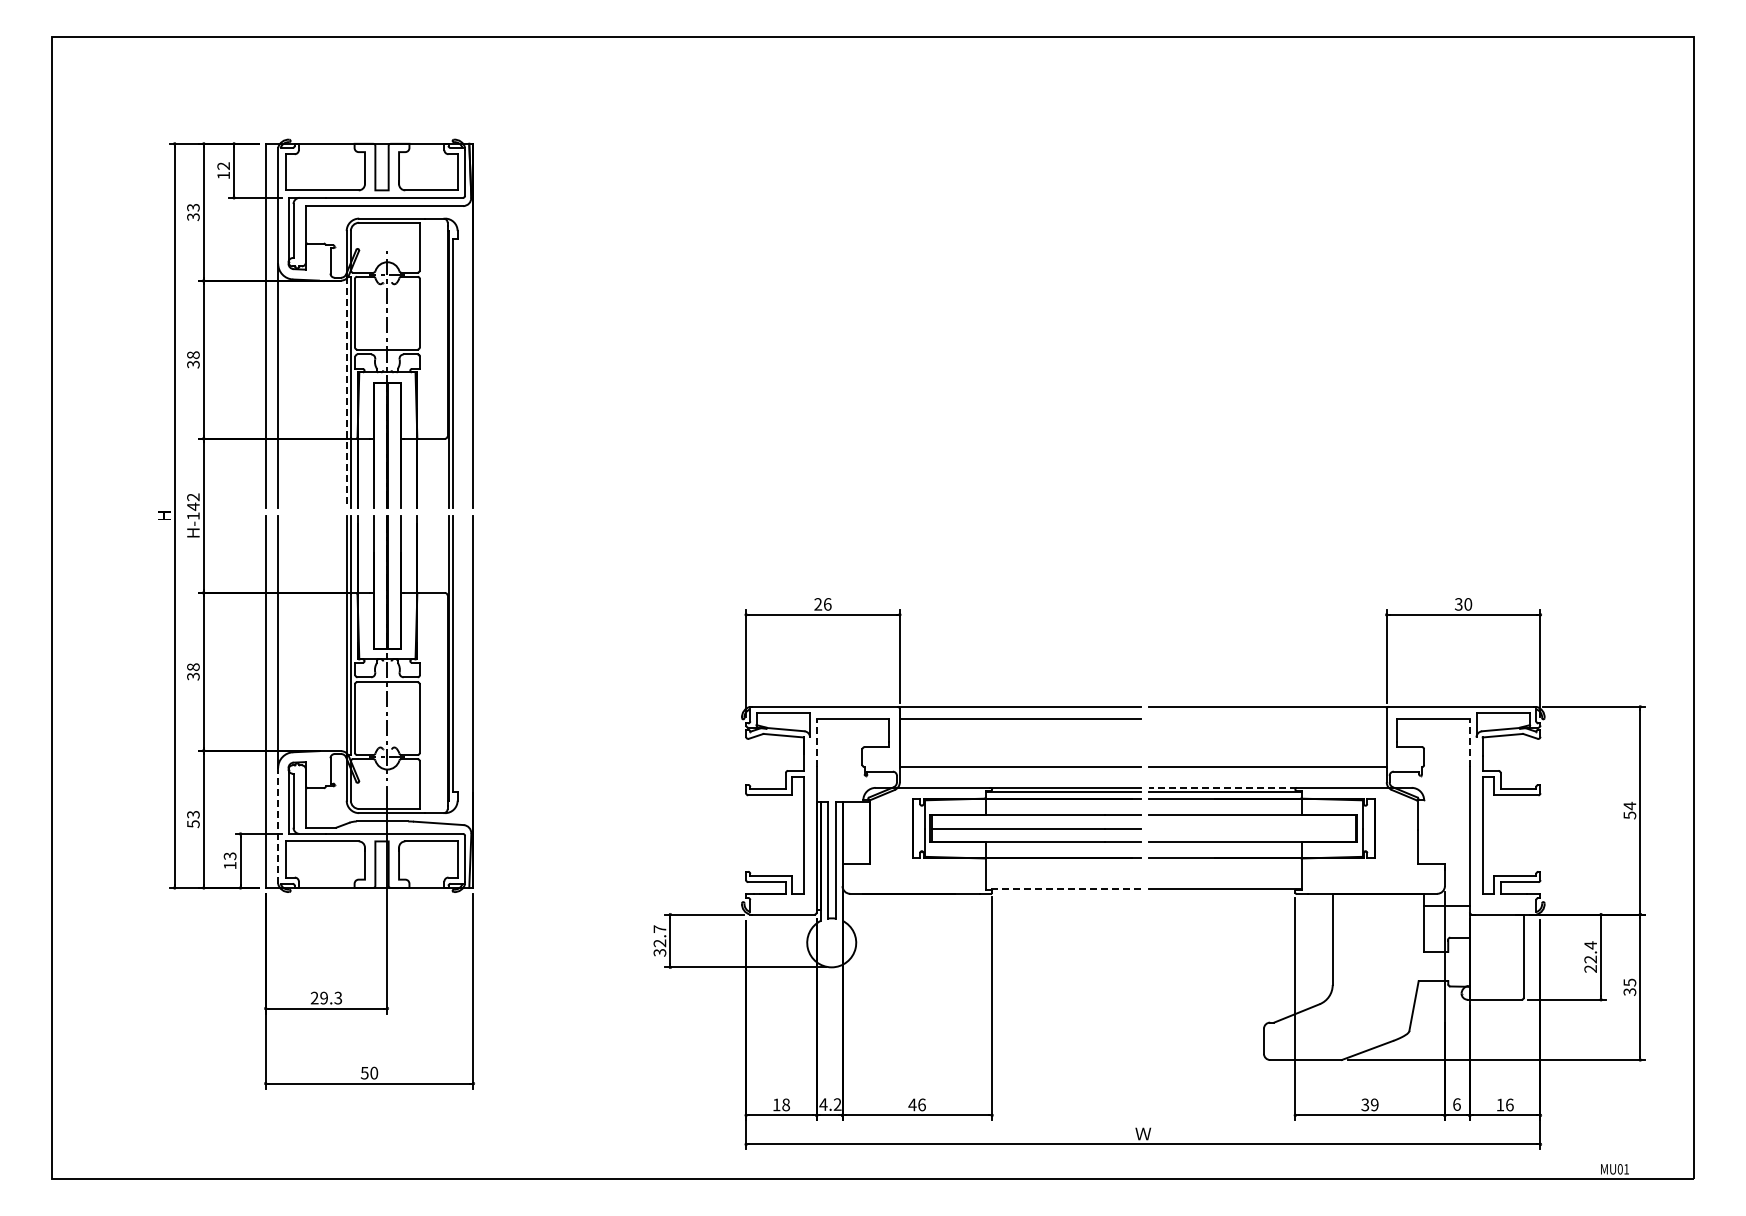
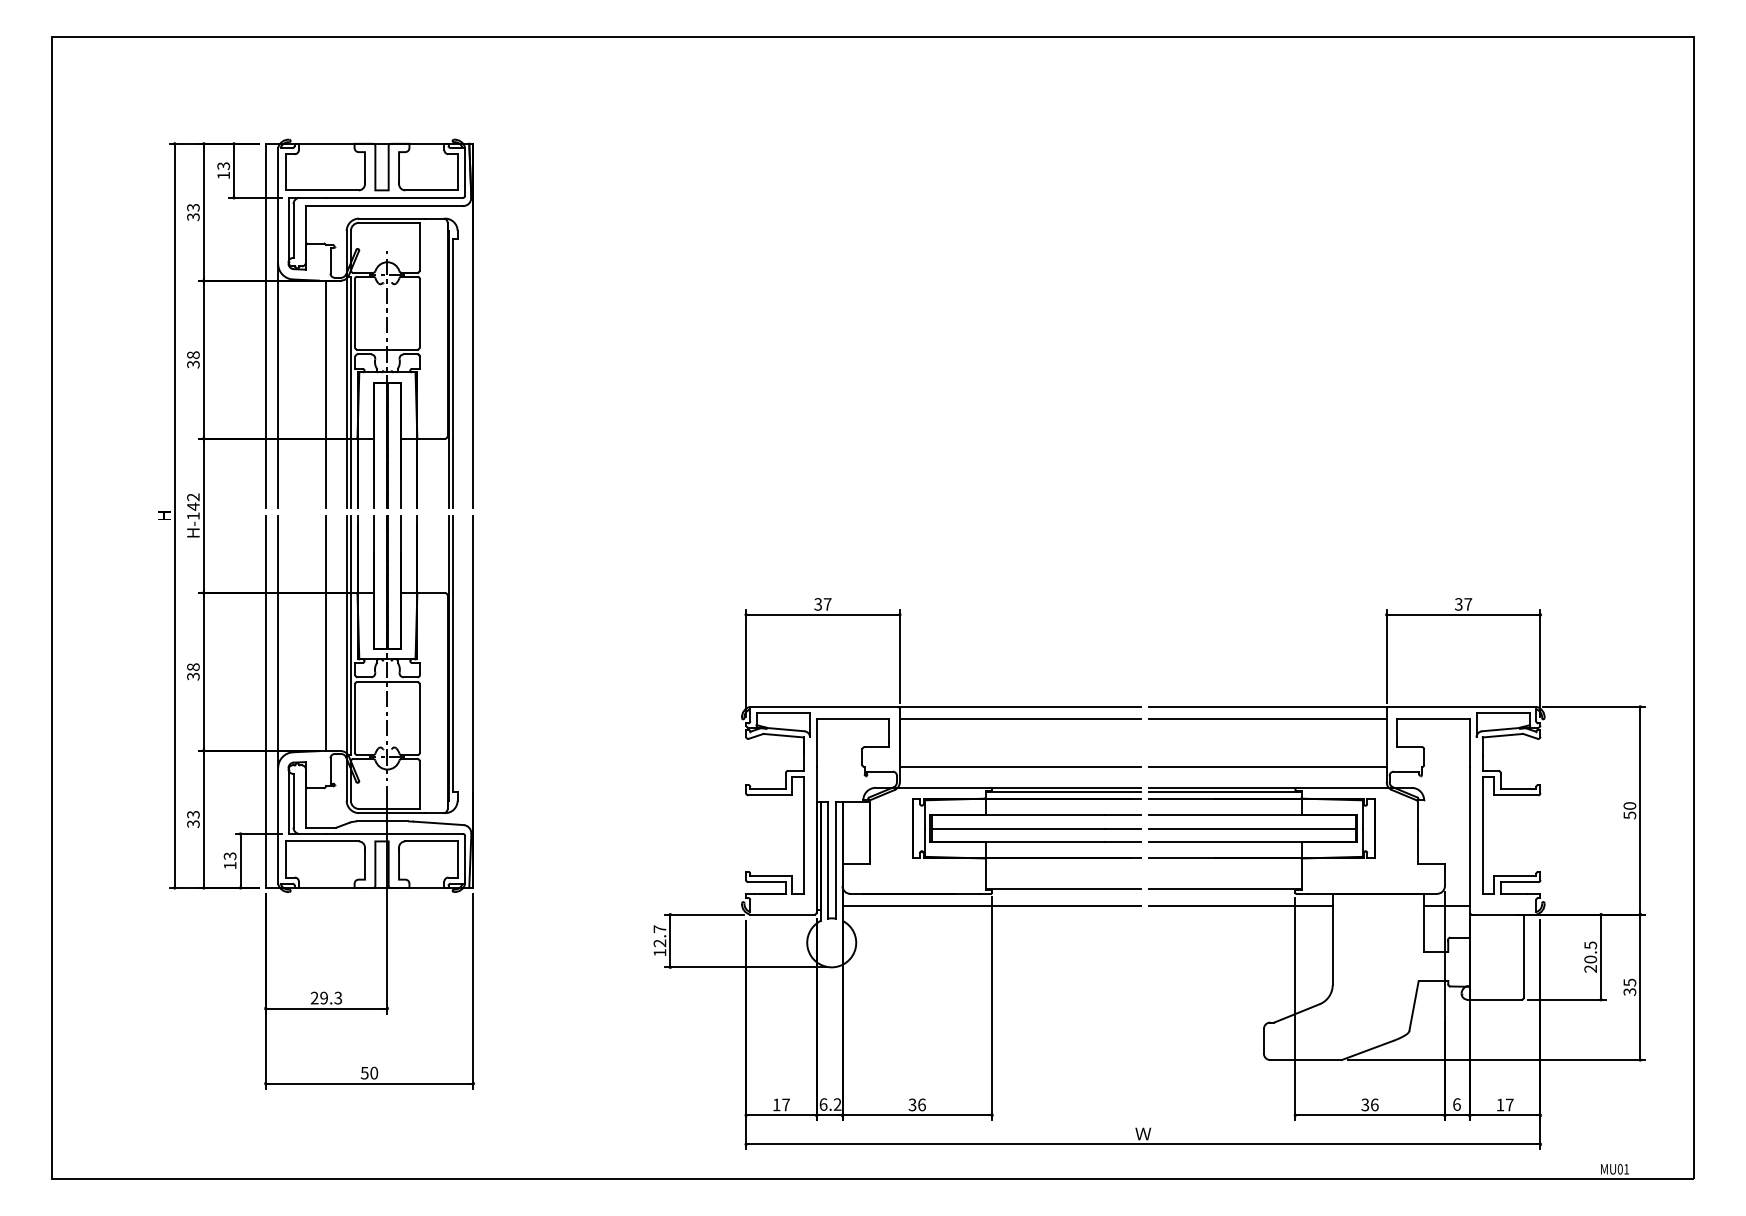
text: 12 -> 13 (223, 166)
line: dashed -> solid (346, 392)
line: none -> present (325, 393)
text: 26 -> 37 (822, 604)
text: 30 -> 37 (1468, 604)
line: none -> present (325, 633)
line: none -> present (1267, 719)
line: dashed -> solid (816, 743)
line: dashed -> solid (1469, 743)
line: dashed -> solid (1222, 787)
text: 54 -> 50 (1629, 805)
text: 53 -> 33 (192, 823)
line: dashed -> solid (278, 825)
line: none -> present (1251, 828)
line: dashed -> solid (1062, 888)
line: none -> present (991, 906)
line: none -> present (1240, 906)
text: 32.7 -> 12.7 (659, 952)
text: 22.4 -> 20.5 (1590, 952)
text: 18 -> 17 (785, 1104)
text: 4.2 -> 6.2 (823, 1104)
text: 46 -> 36 (912, 1104)
text: 39 -> 36 (1374, 1104)
text: 16 -> 17 (1509, 1104)
